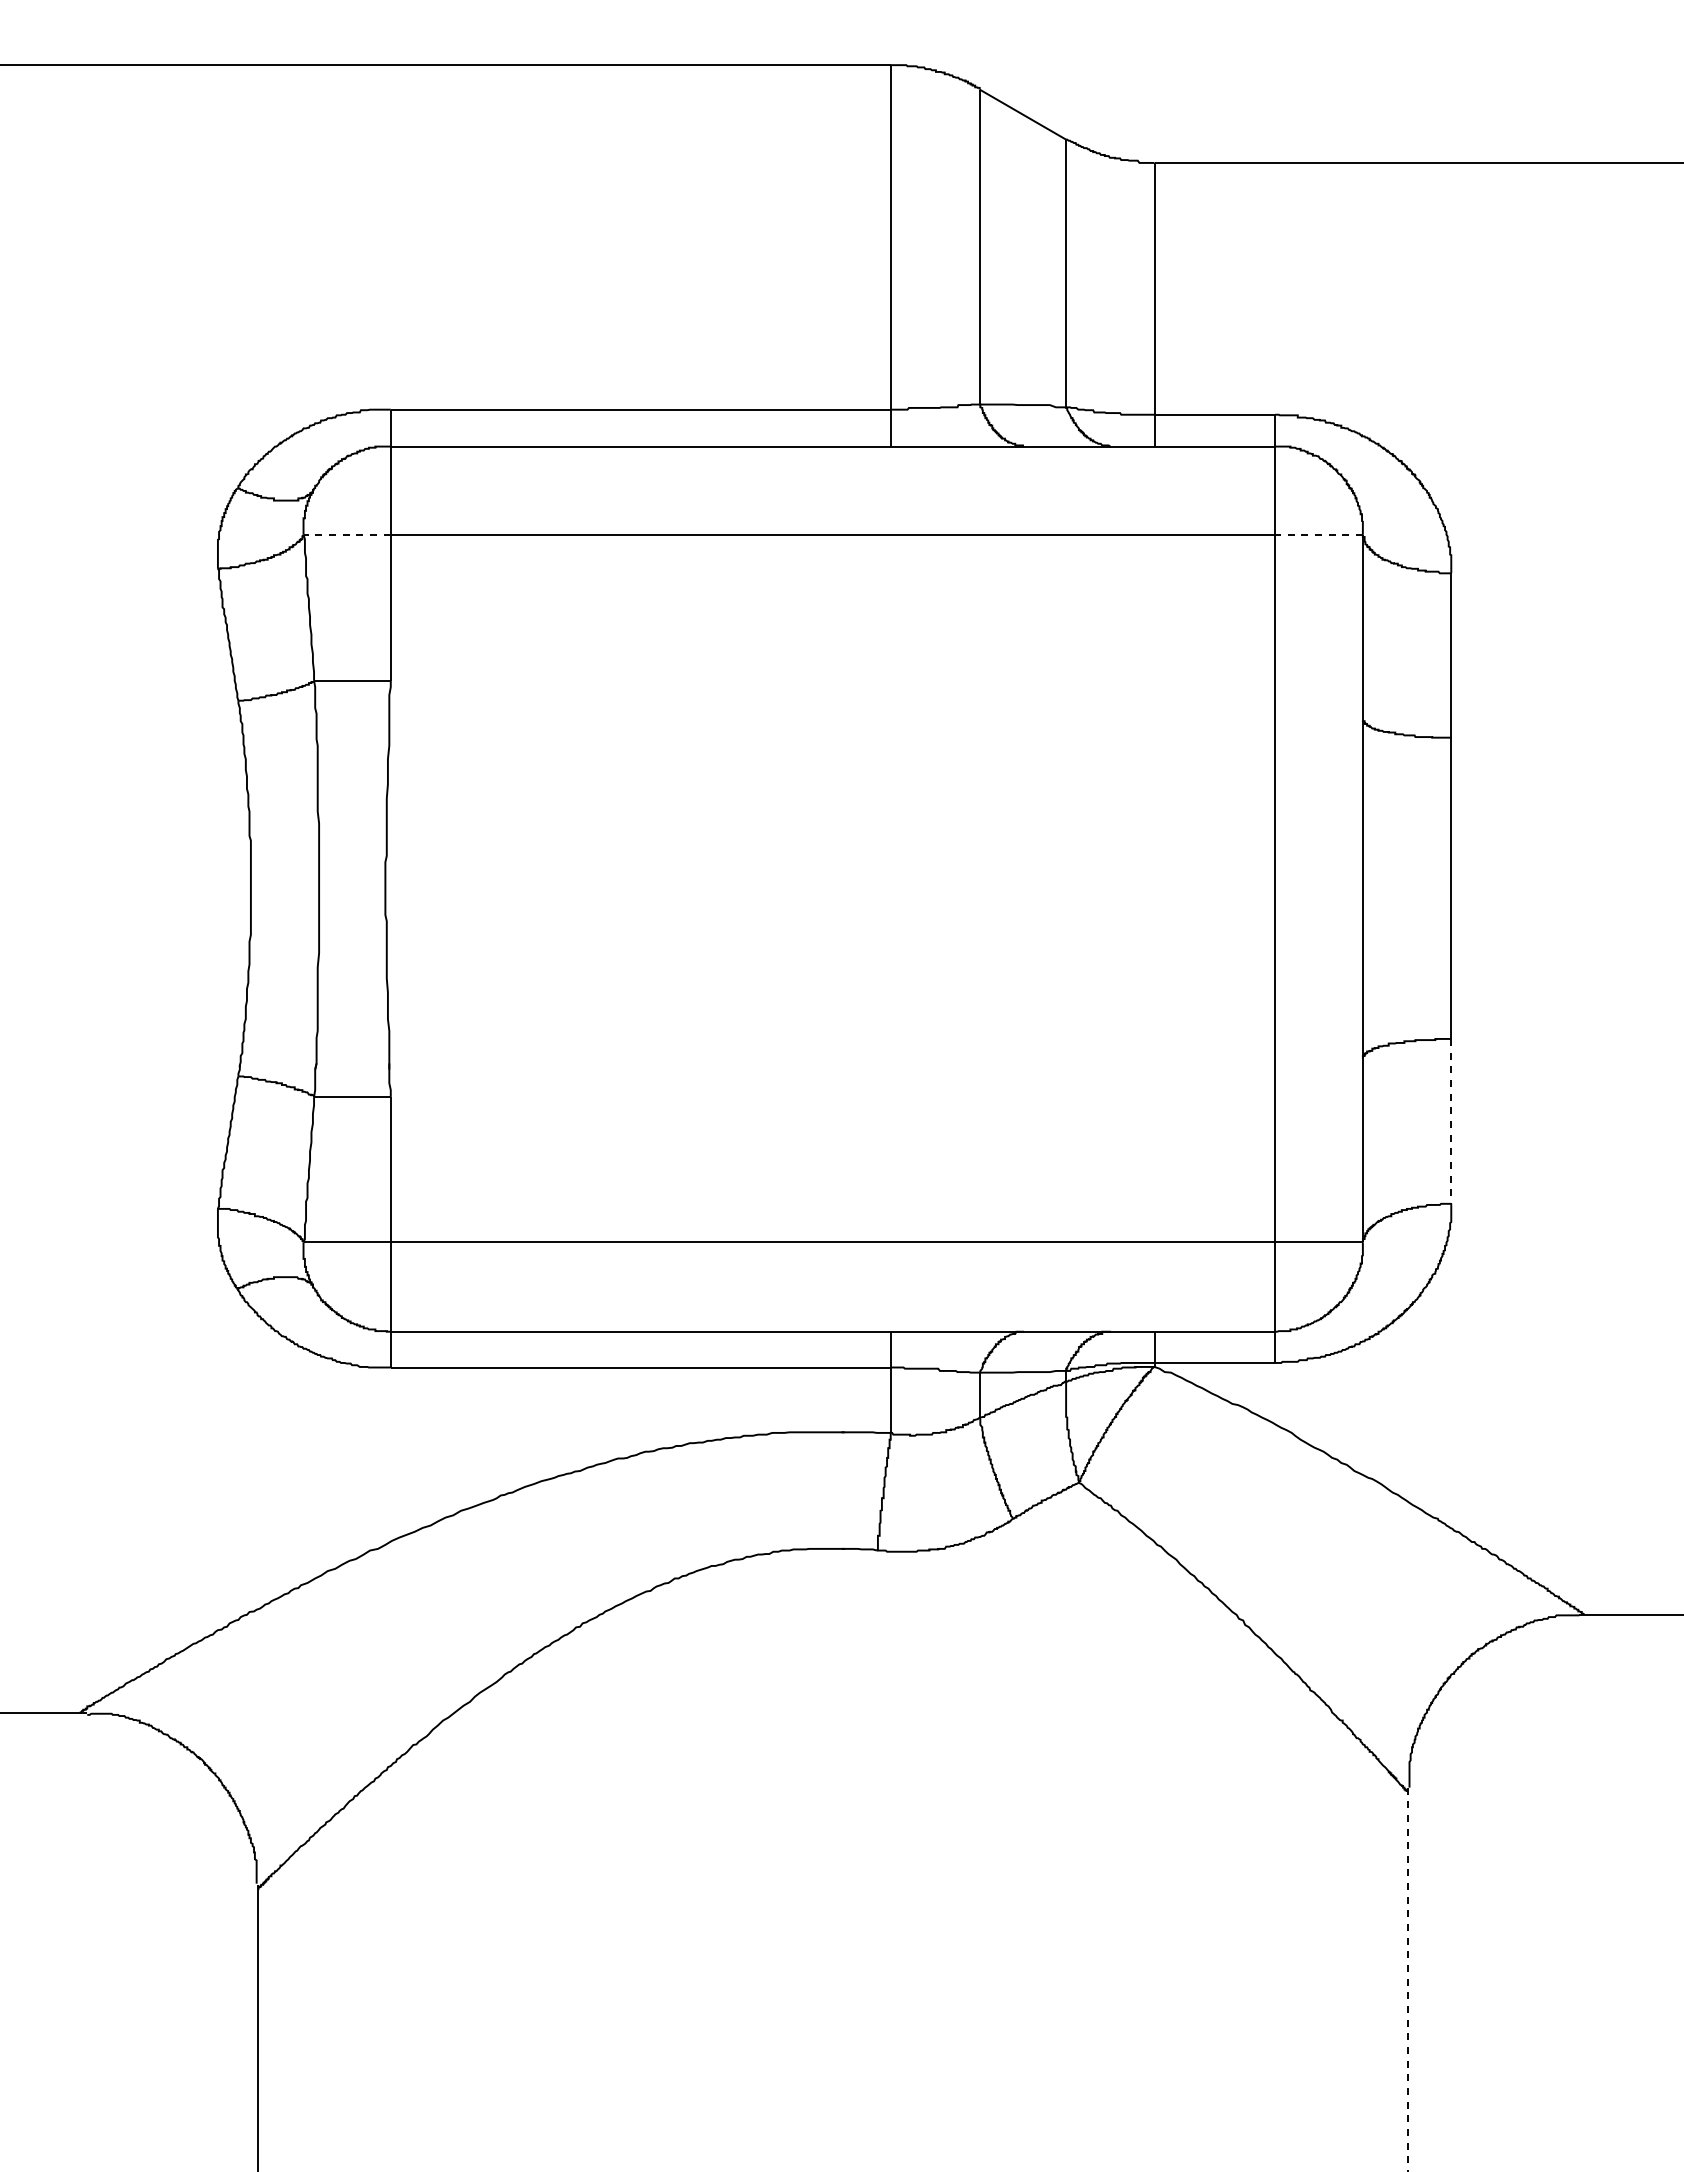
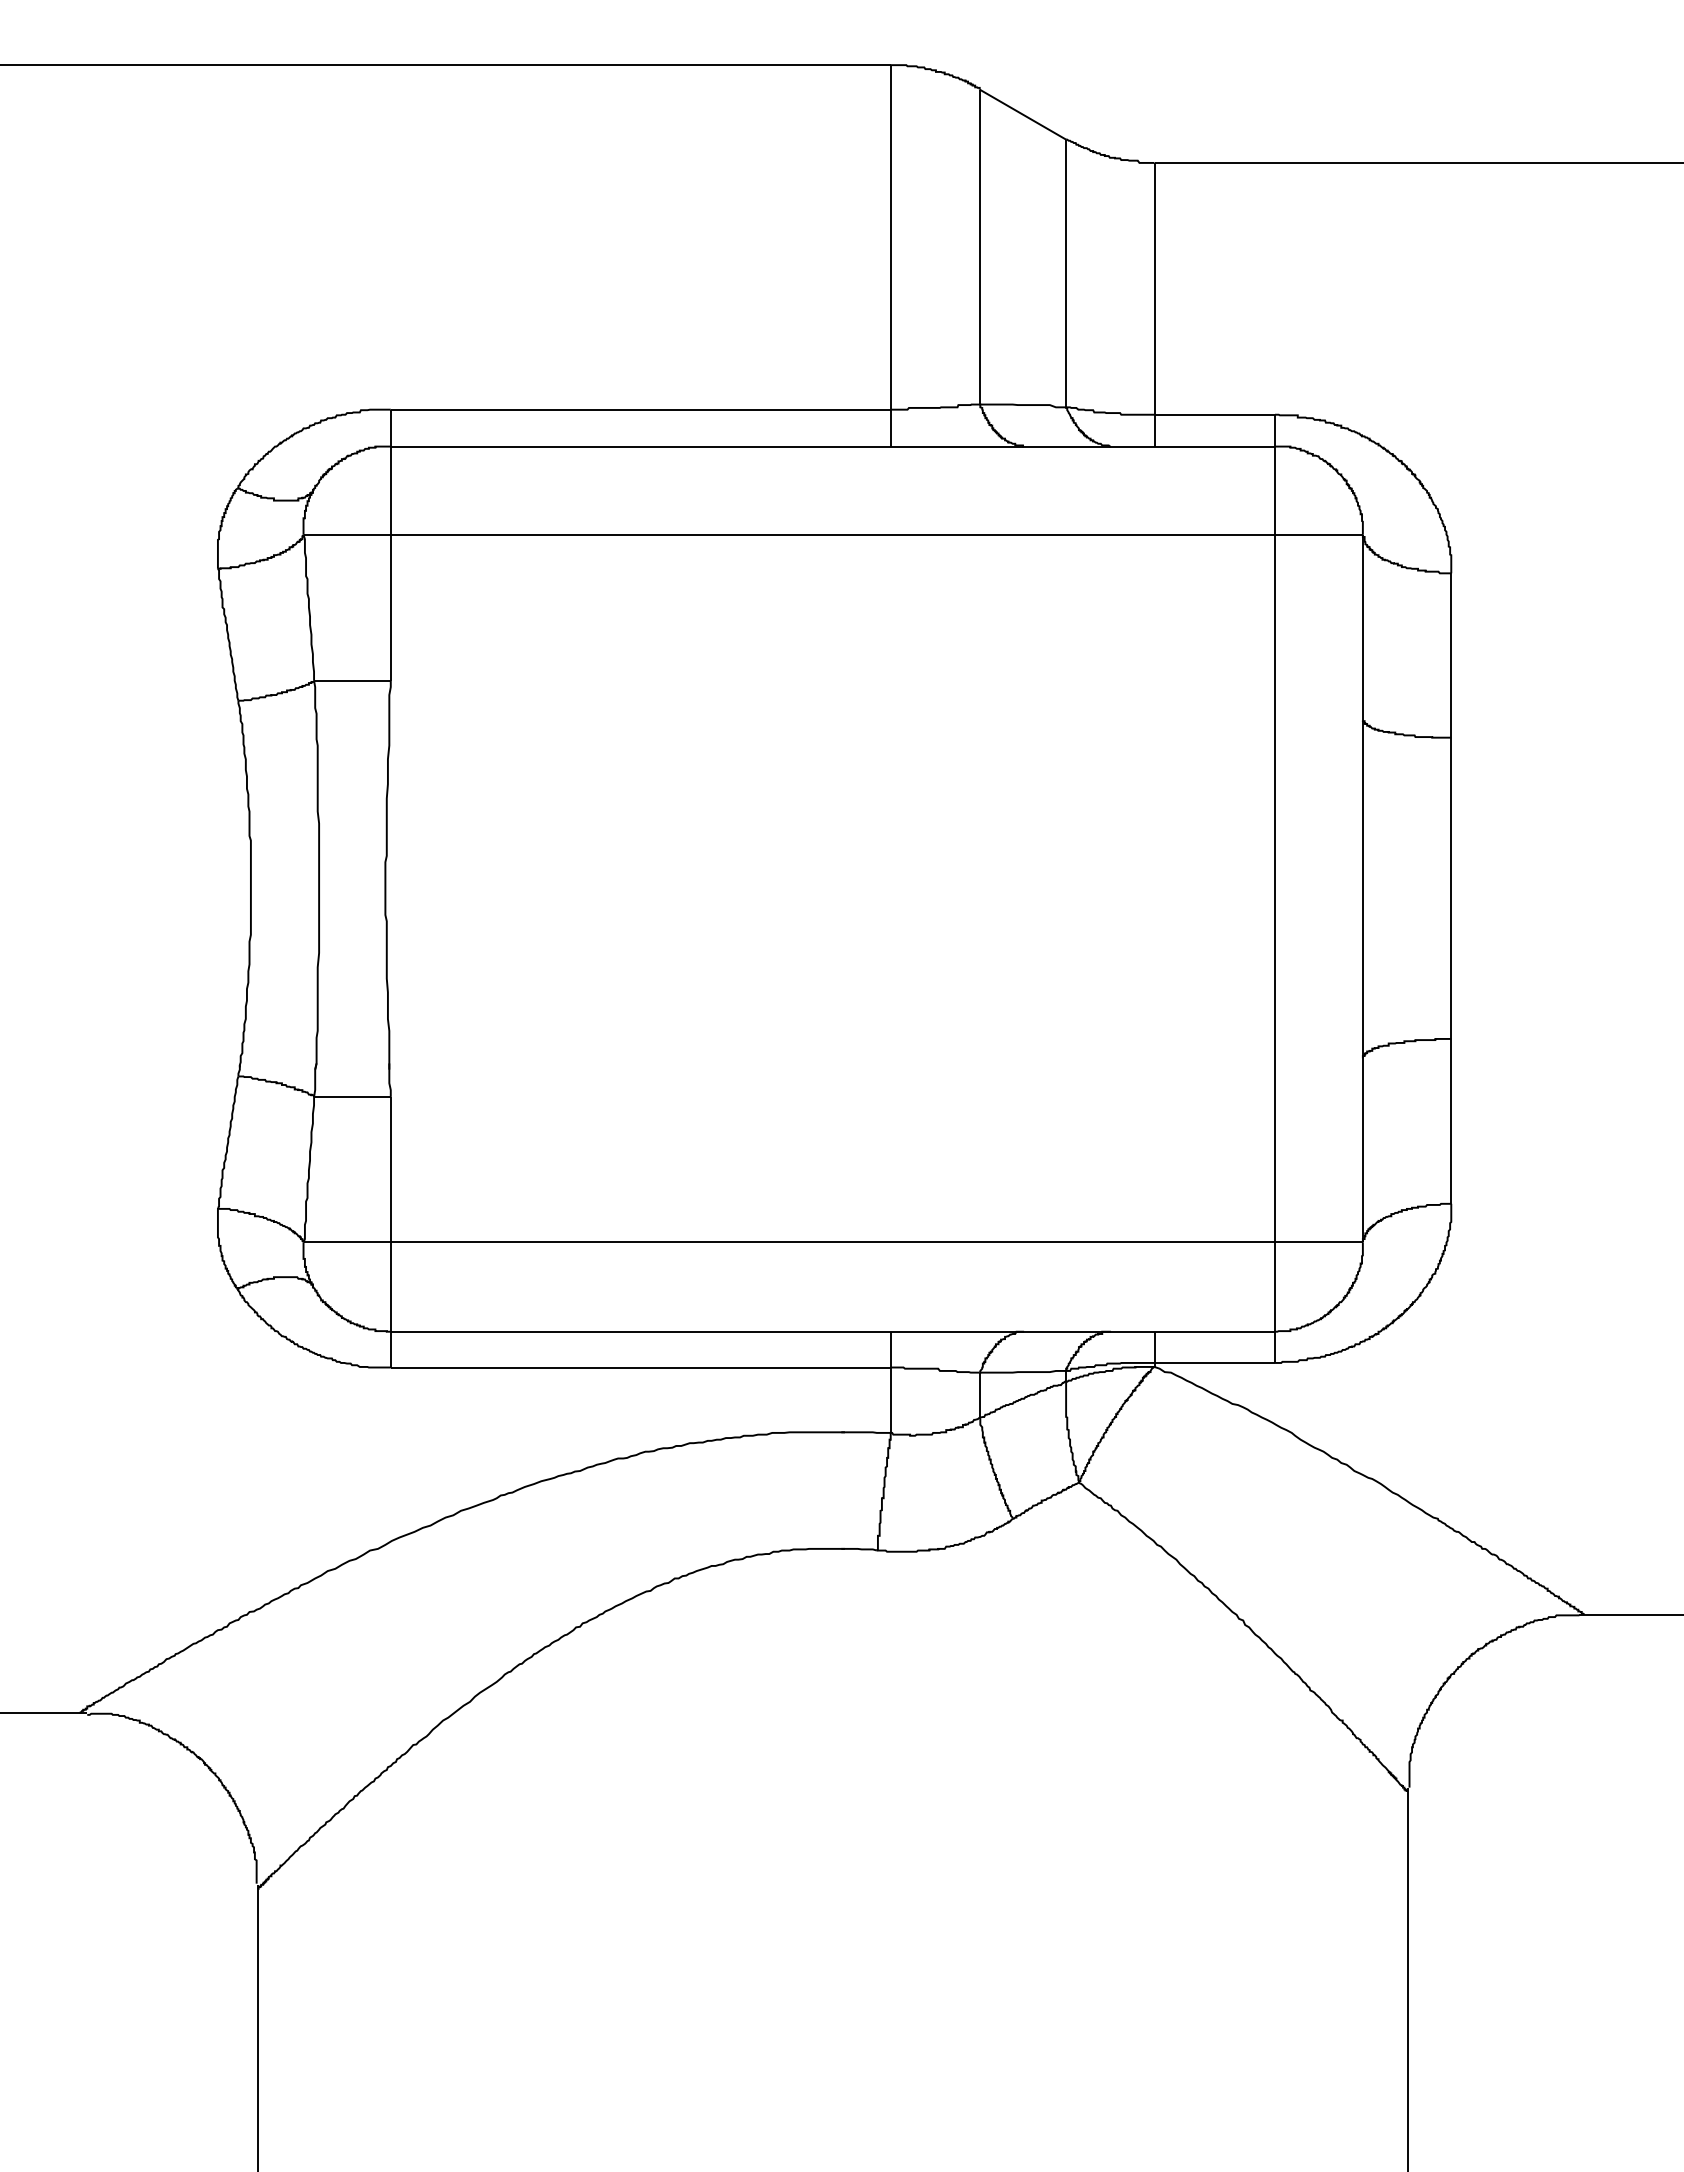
line: dashed -> solid (347, 534)
line: dashed -> solid (1318, 534)
line: dashed -> solid (1451, 1121)
line: dashed -> solid (1408, 1979)
